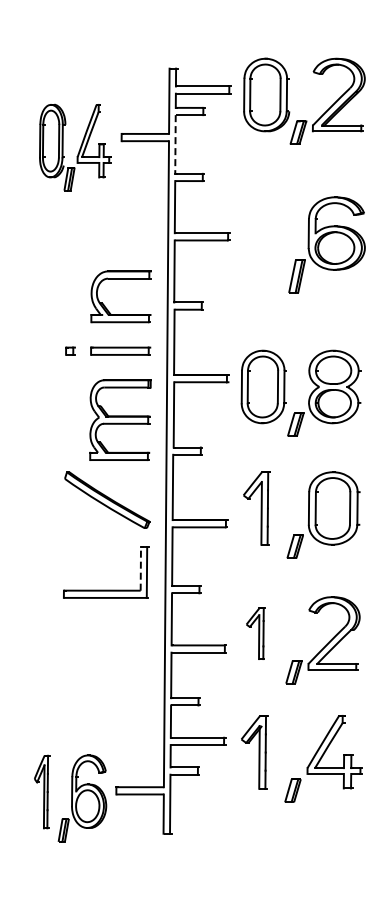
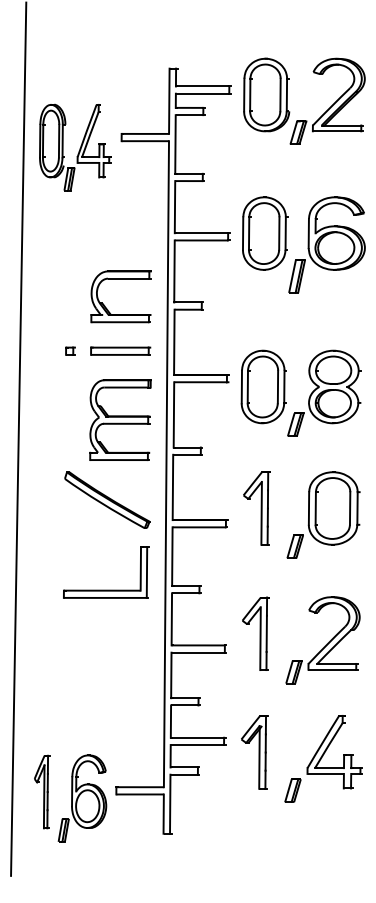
line: dashed -> solid (175, 144)
part: none -> present (265, 233)
line: none -> present (18, 438)
line: dashed -> solid (140, 568)
part size: 20x53 px -> 28x75 px (255, 633)
